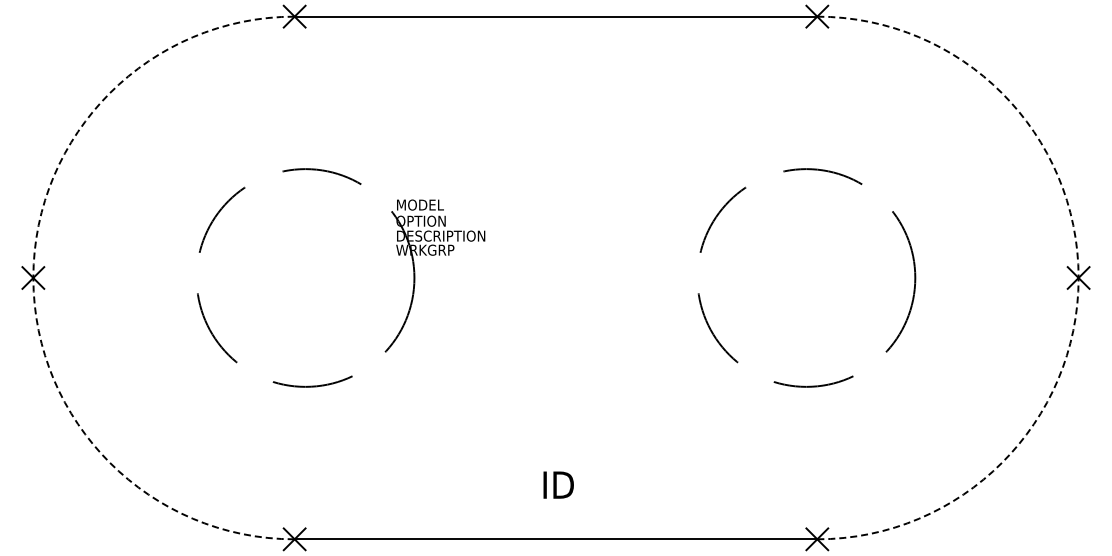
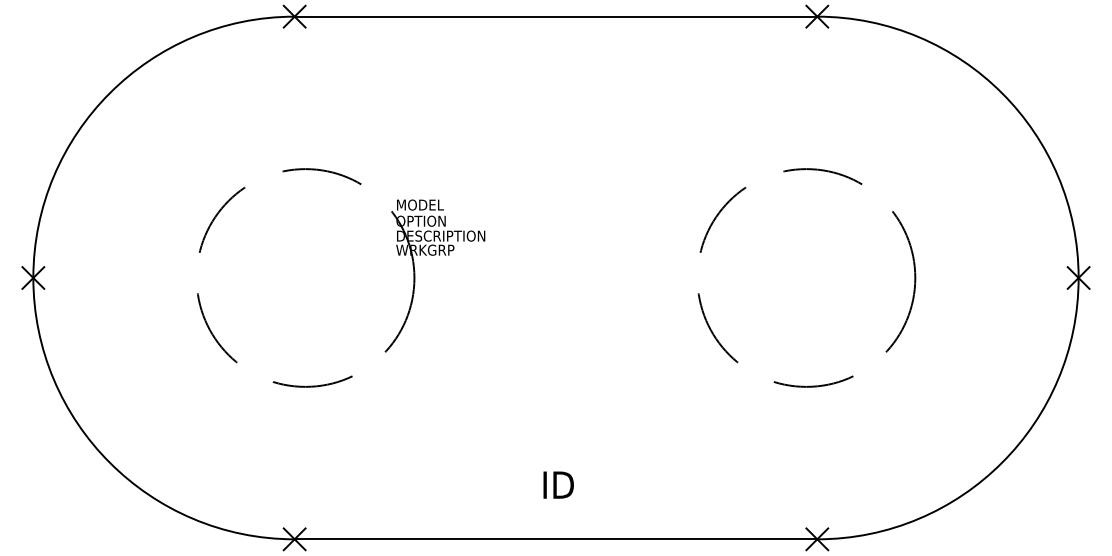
arc: dashed -> solid (33, 277)
arc: dashed -> solid (1078, 278)
